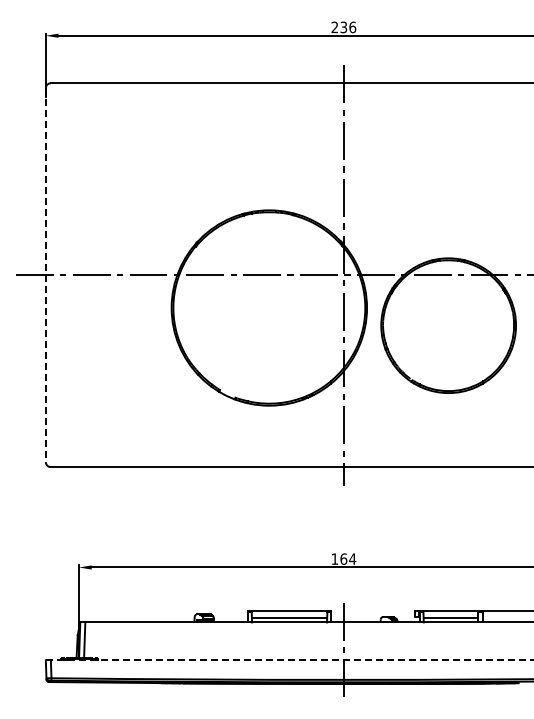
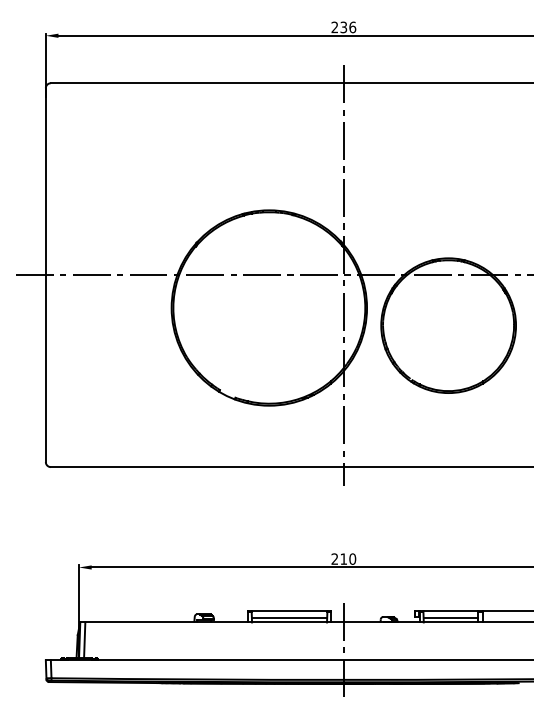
line: dashed -> solid (45, 275)
text: 164 -> 210 (343, 558)
line: dashed -> solid (289, 660)
